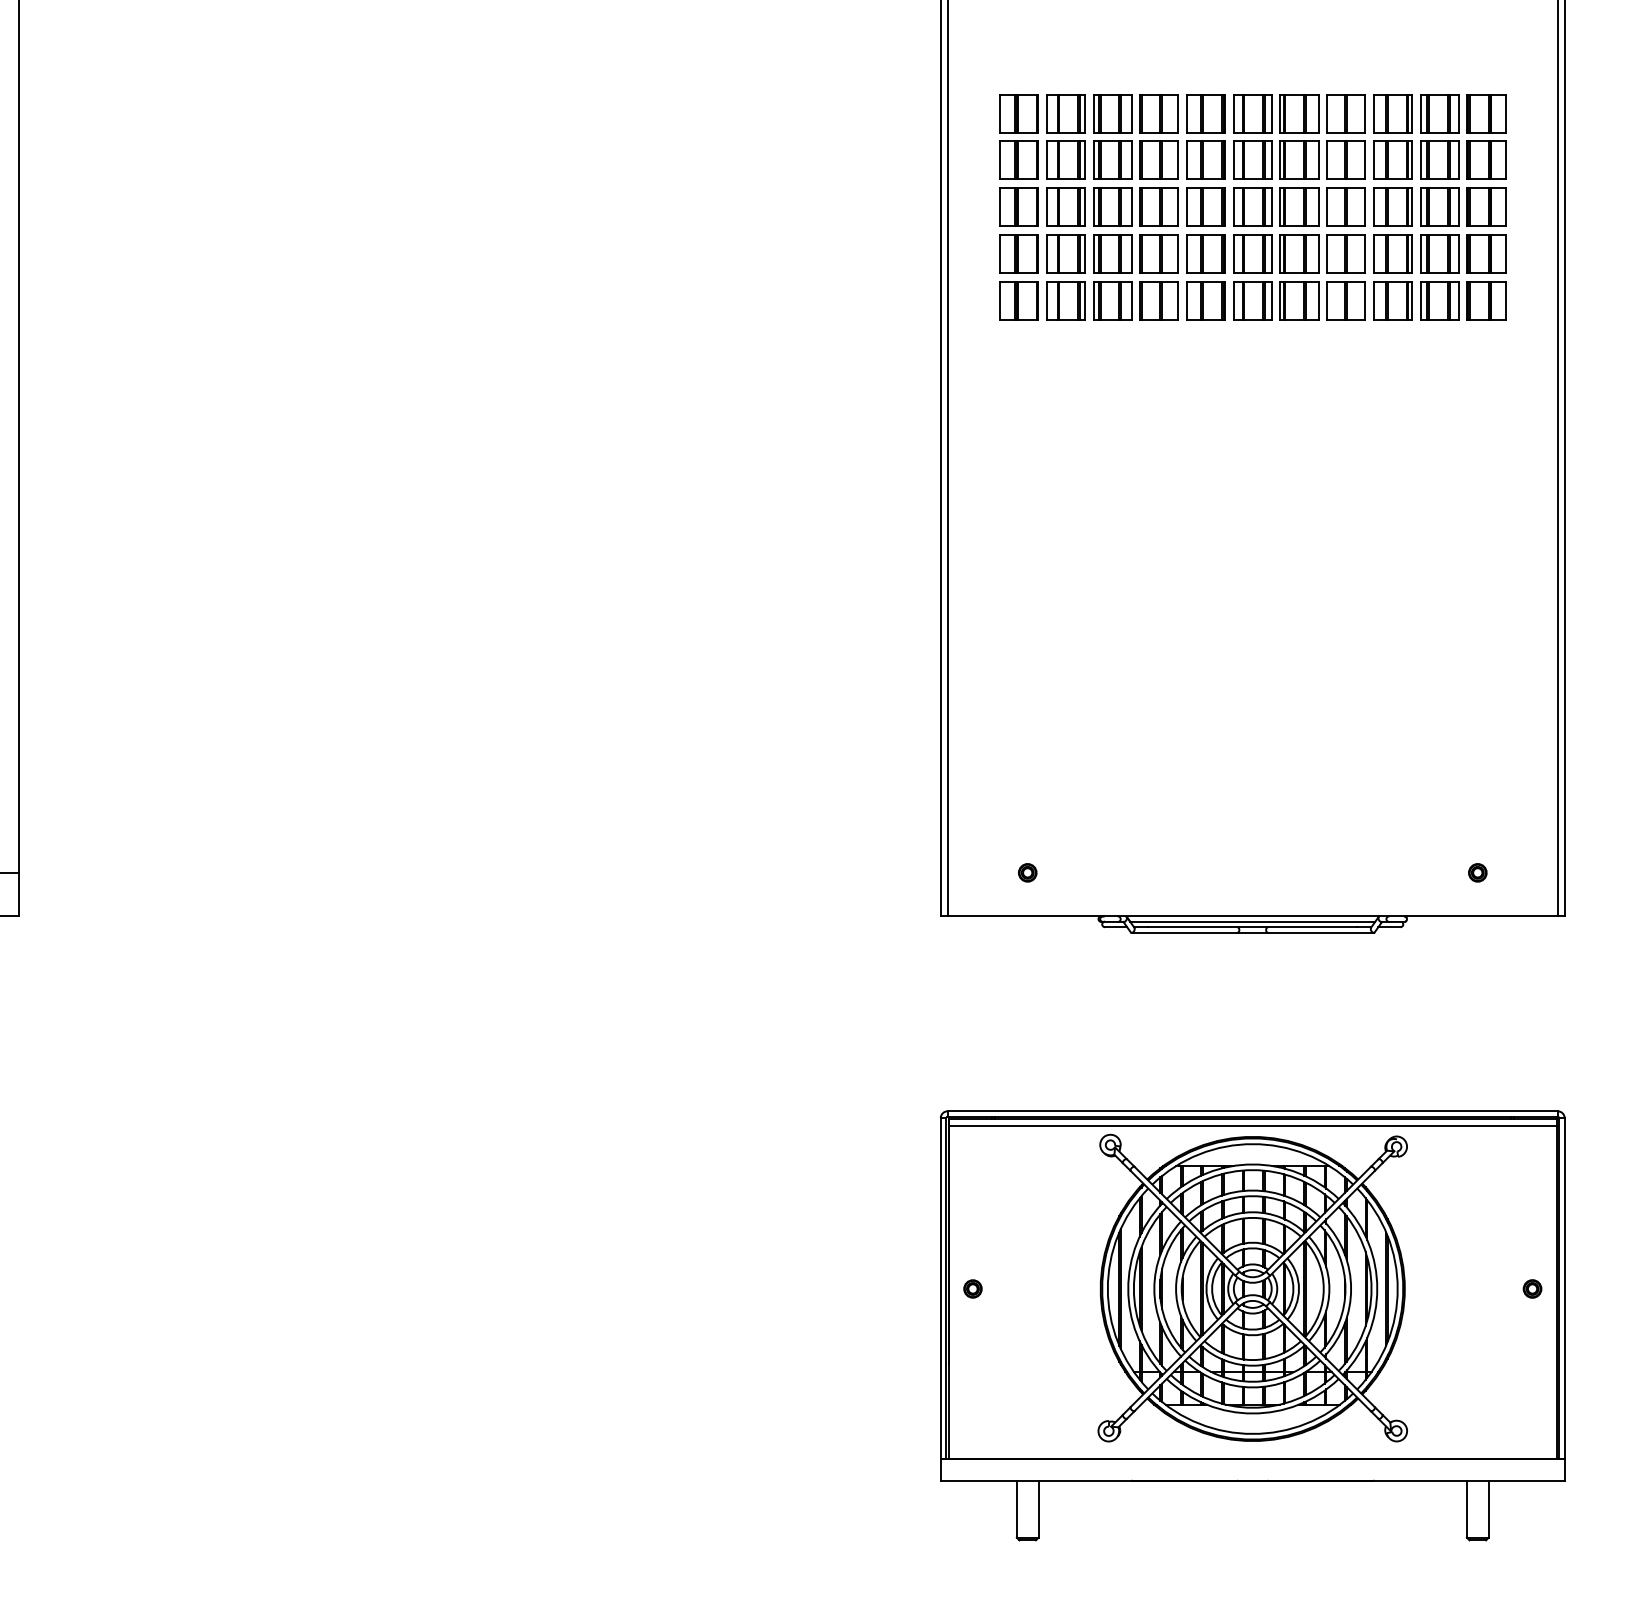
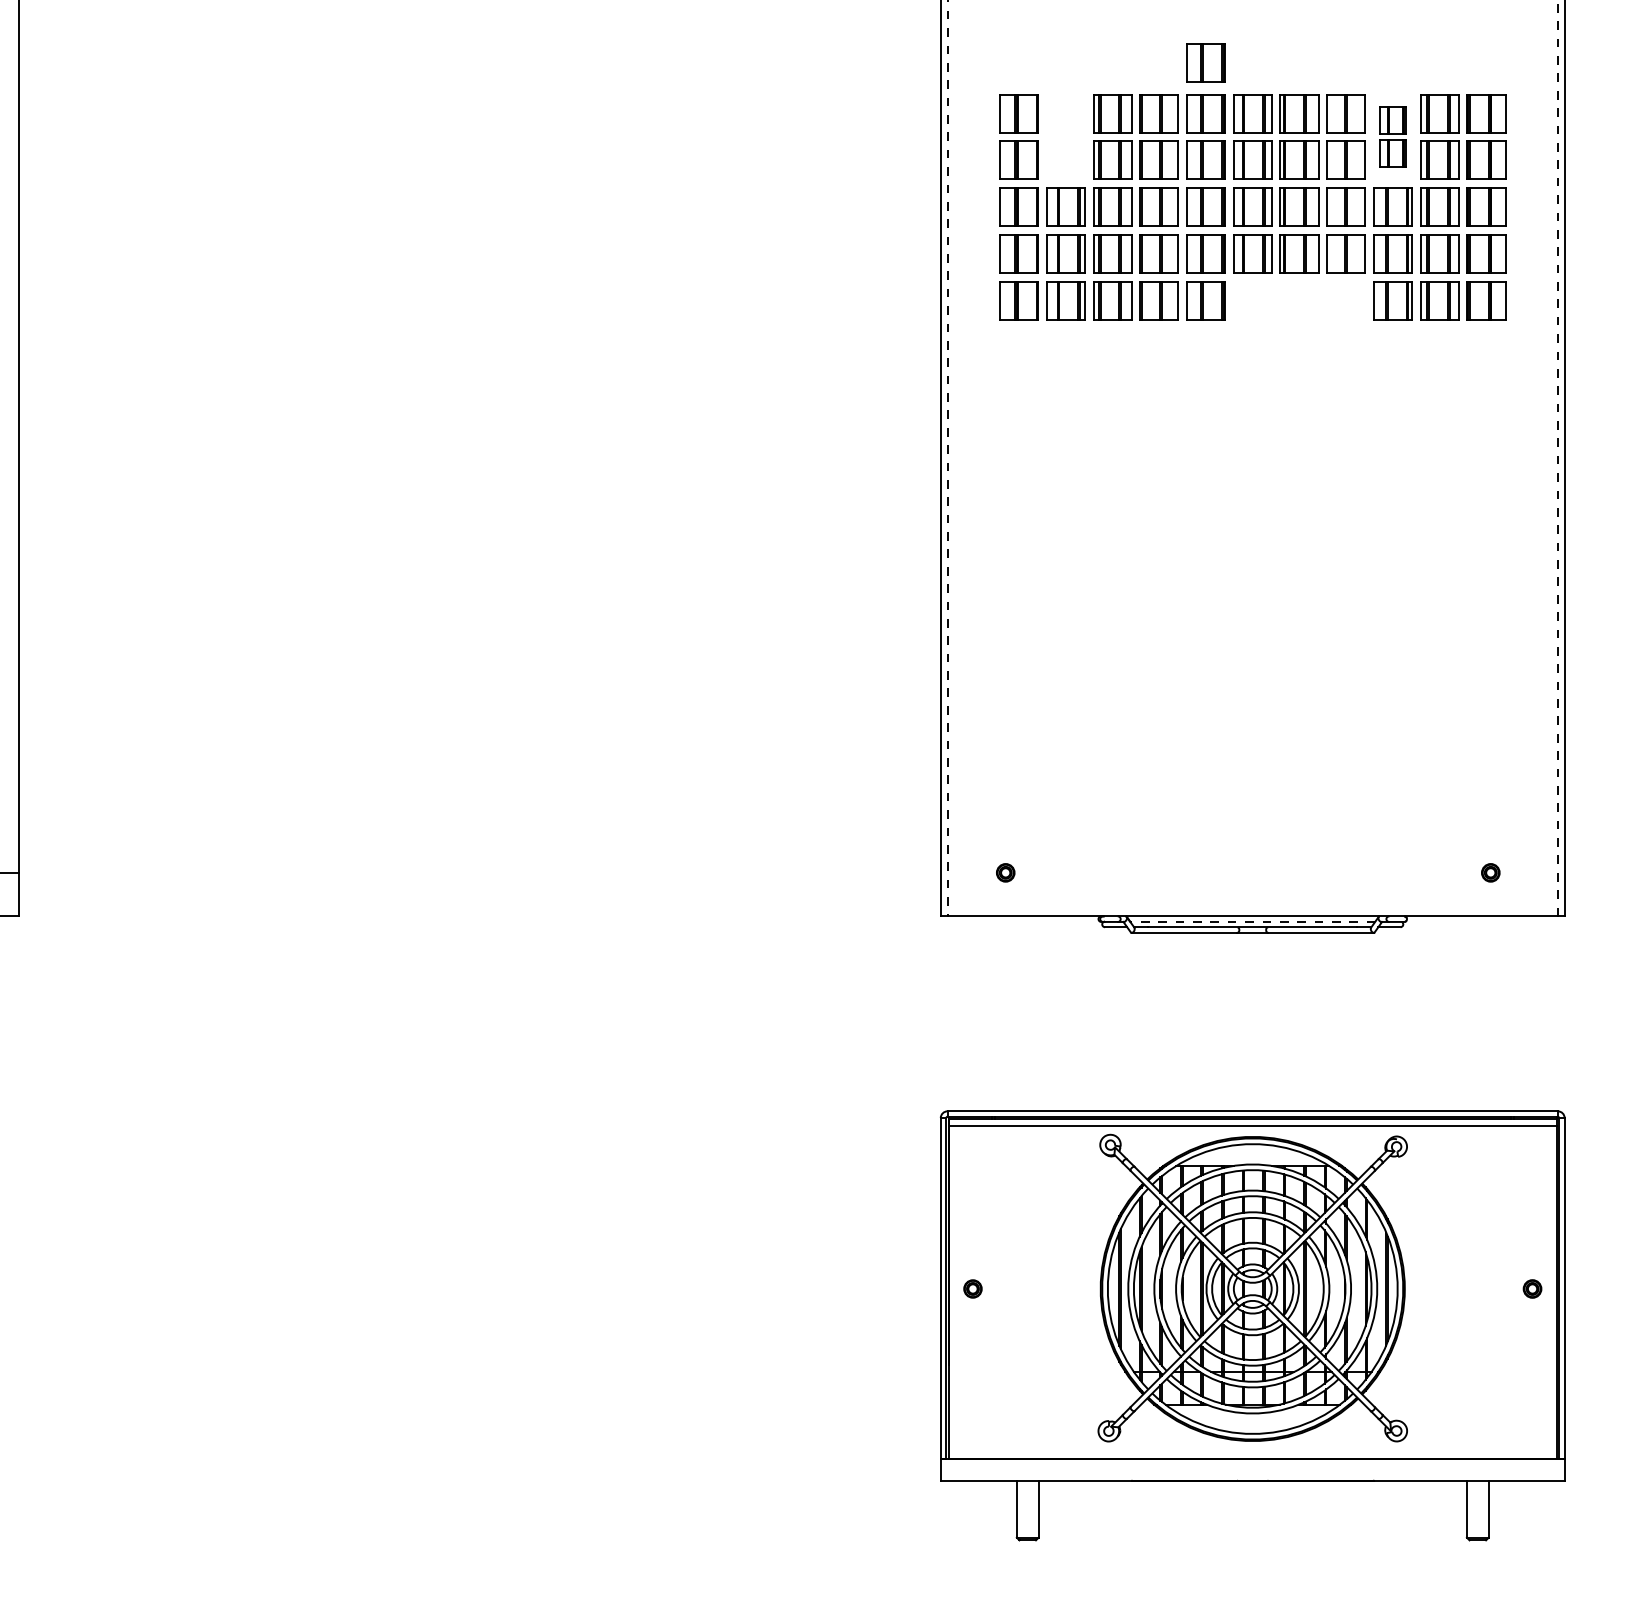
part: none -> present (1205, 62)
part: present -> none (1065, 136)
part size: 40x86 px -> 28x62 px (1392, 136)
part: present -> none (1299, 300)
line: solid -> dashed (947, 458)
line: solid -> dashed (1557, 458)
part position: (1027, 872) -> (1005, 872) (1005, 872)
part position: (1477, 872) -> (1490, 872) (1490, 872)
line: solid -> dashed (1252, 921)
